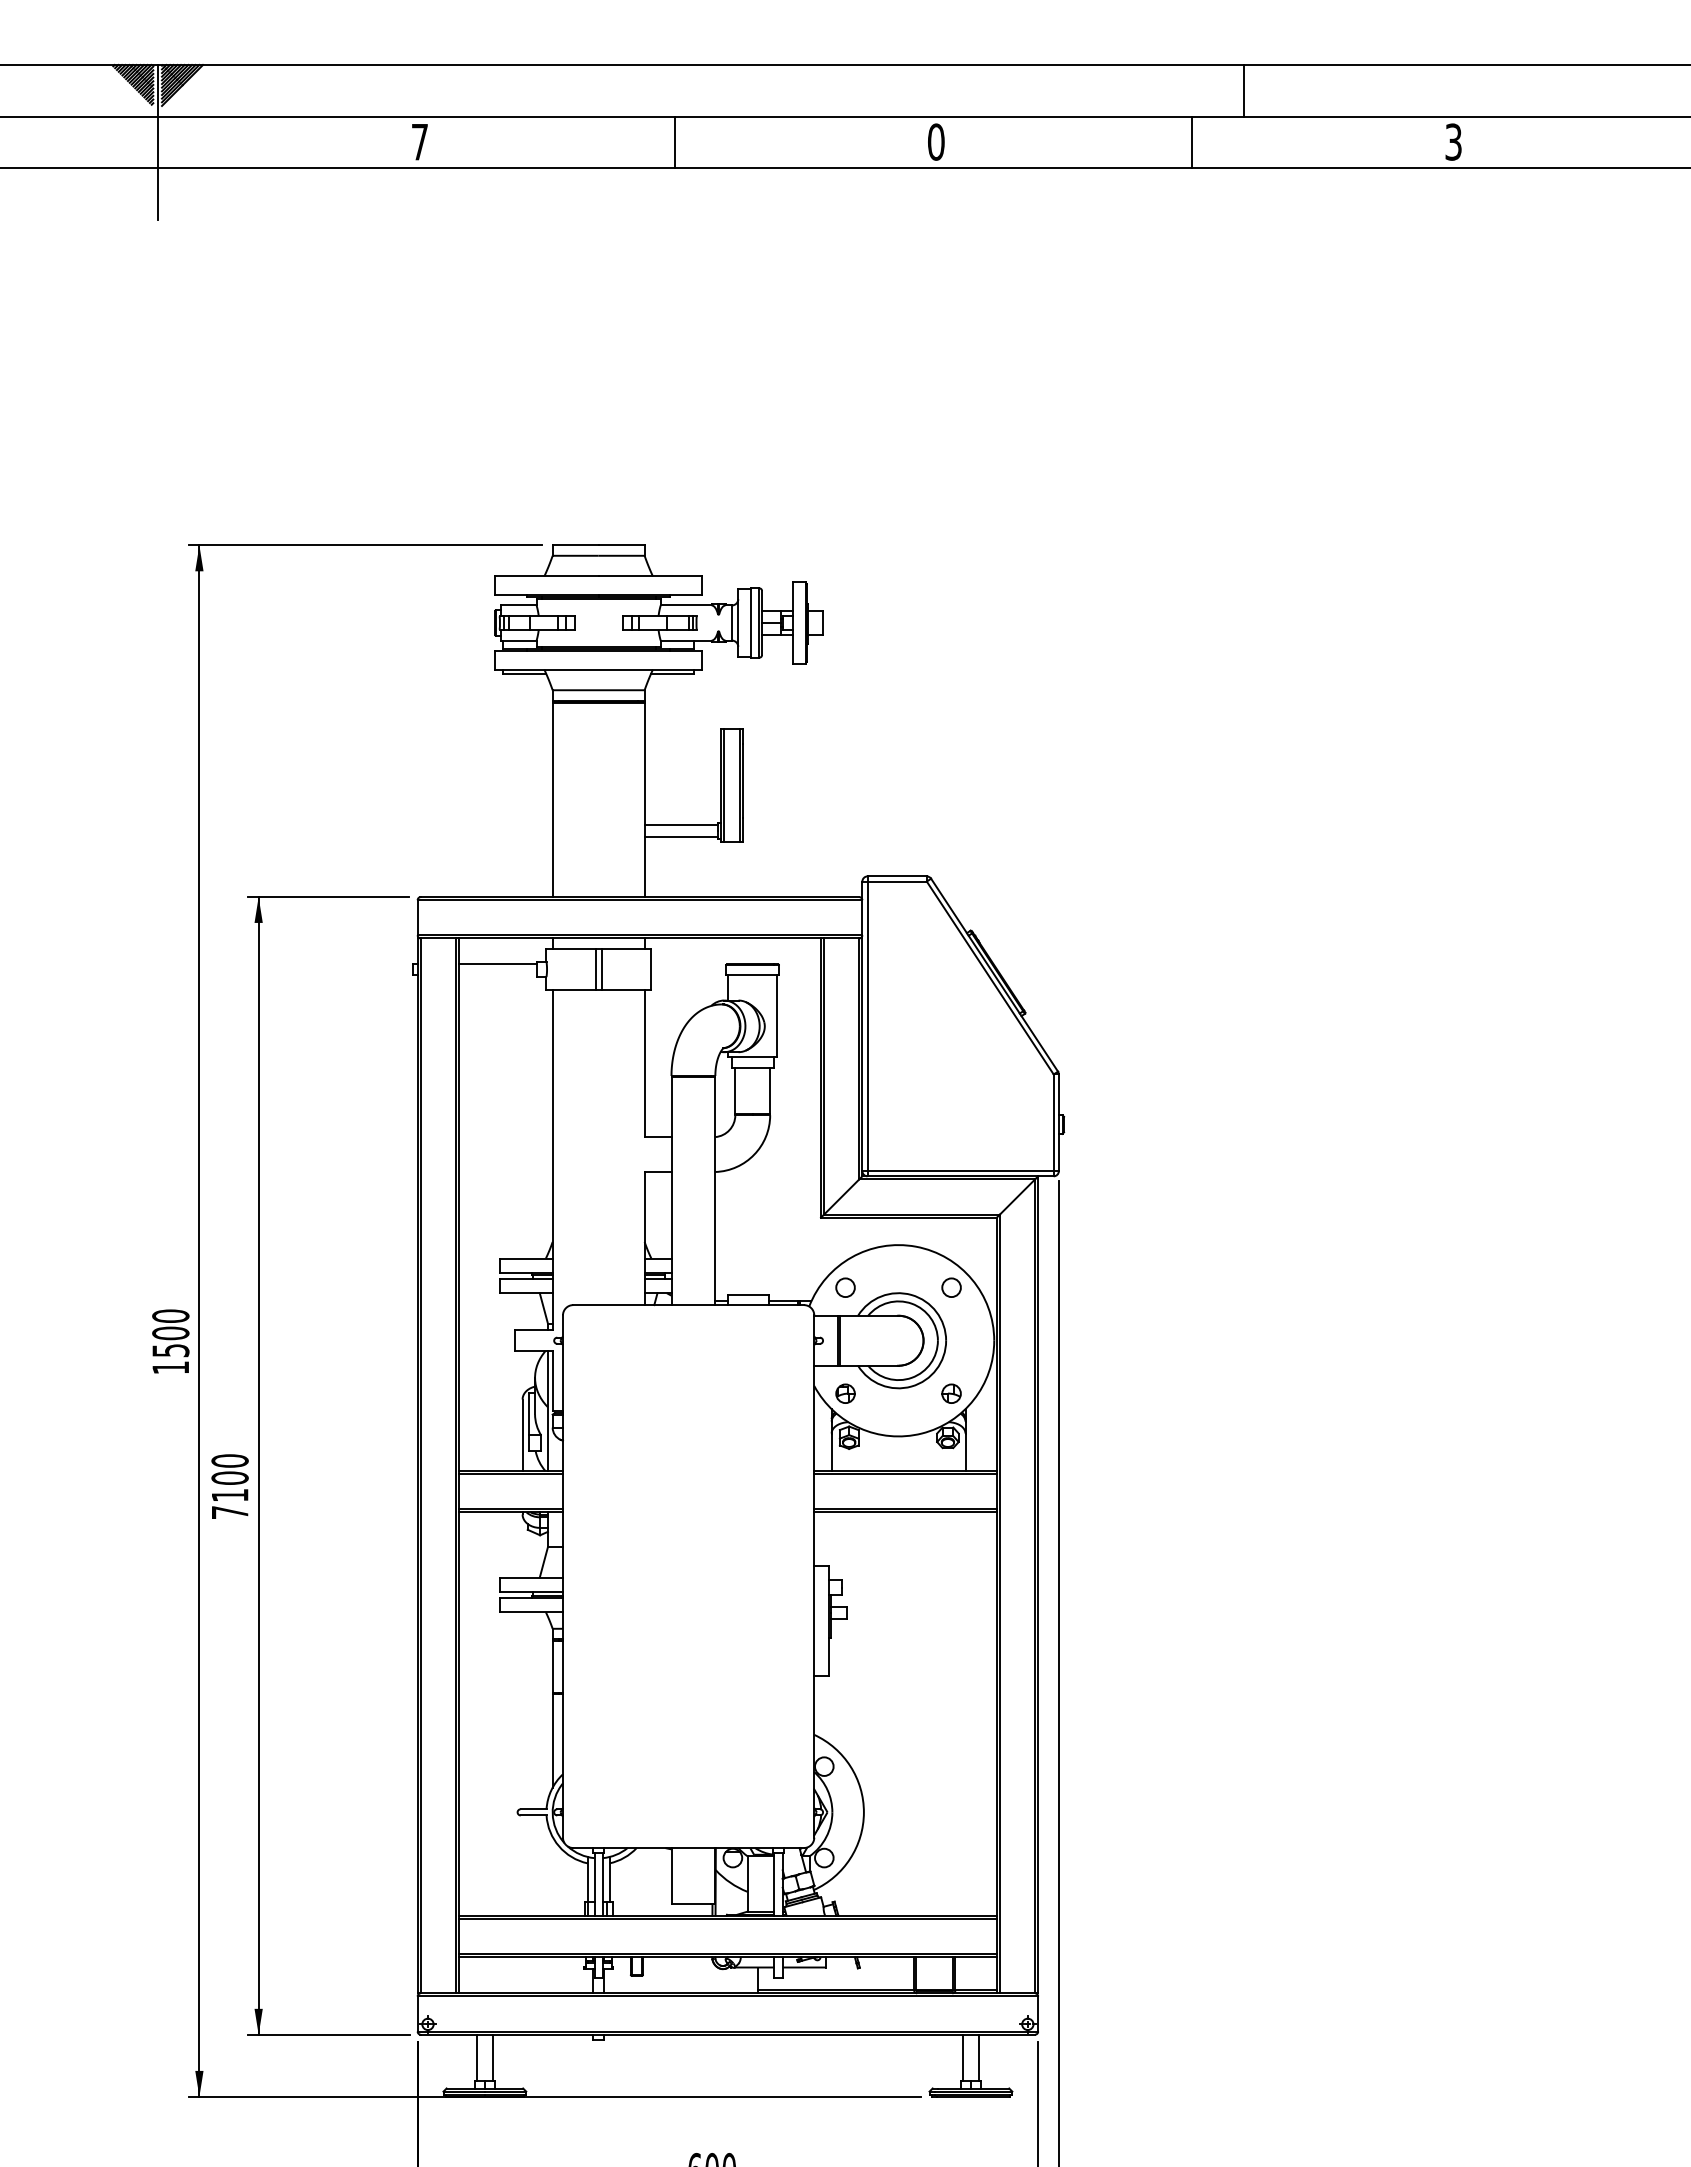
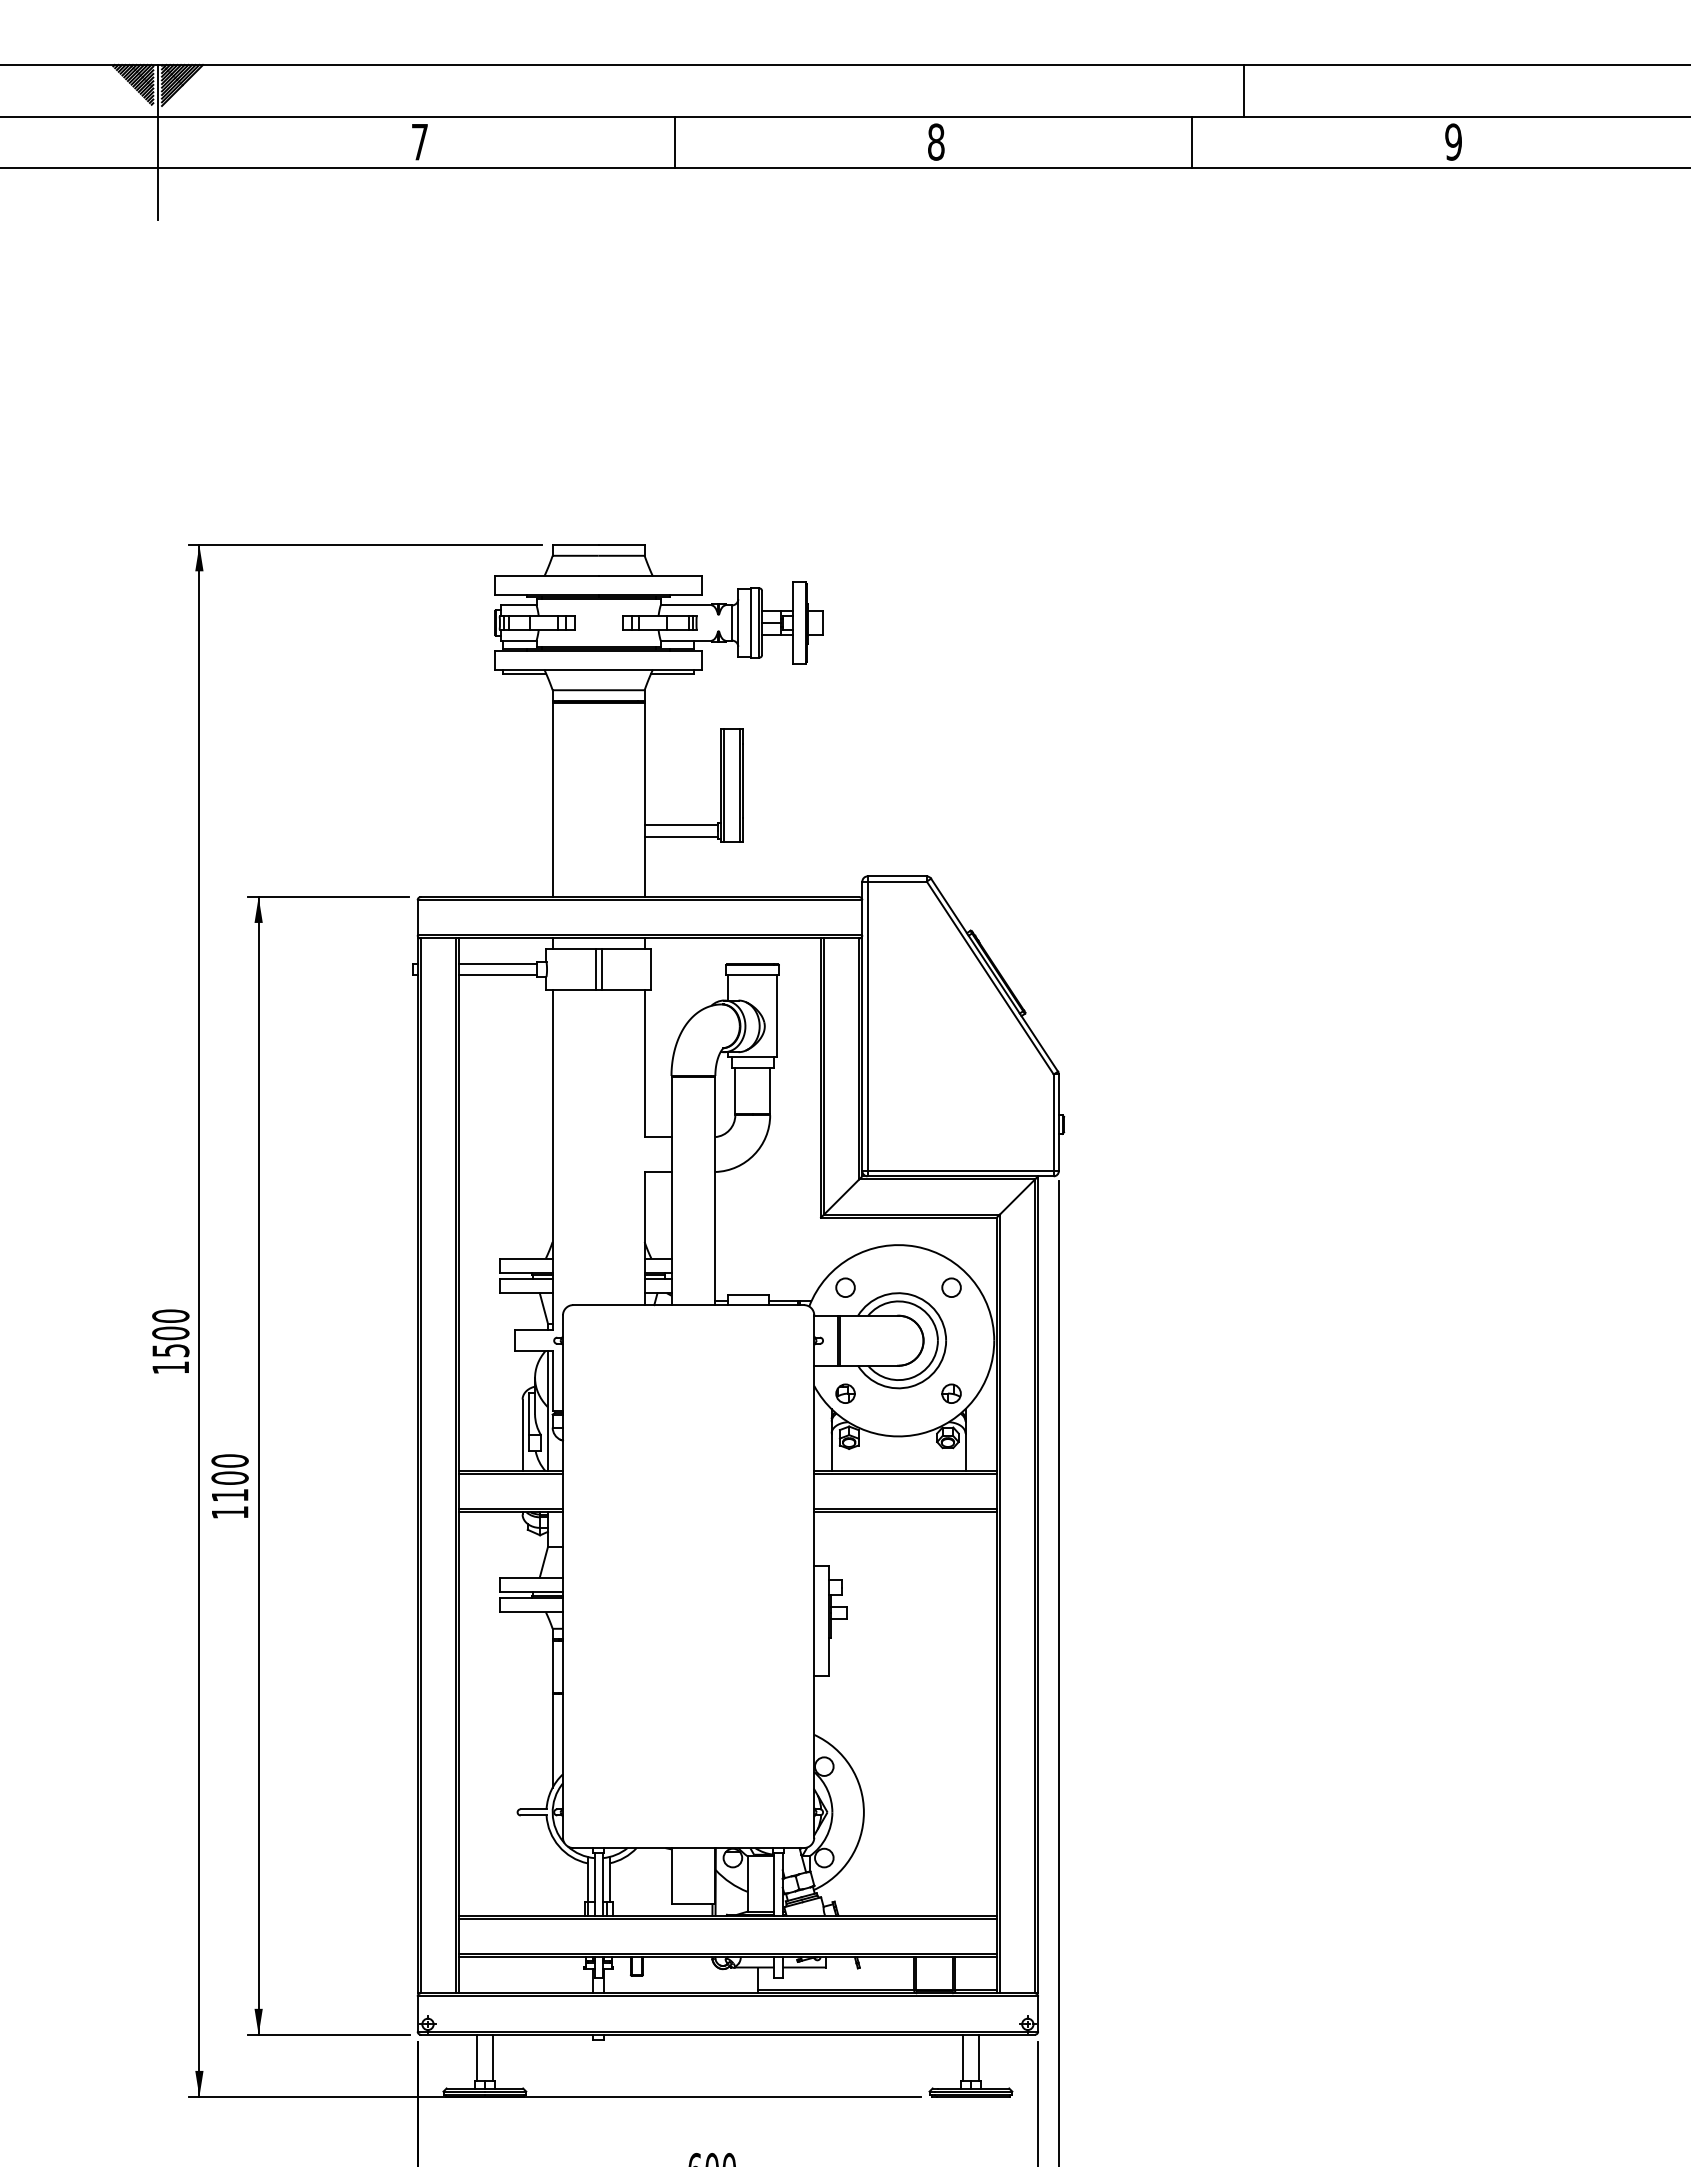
text: 0 -> 8 (936, 141)
text: 3 -> 9 (1453, 141)
line: none -> present (497, 974)
text: 7100 -> 1100 (230, 1512)
